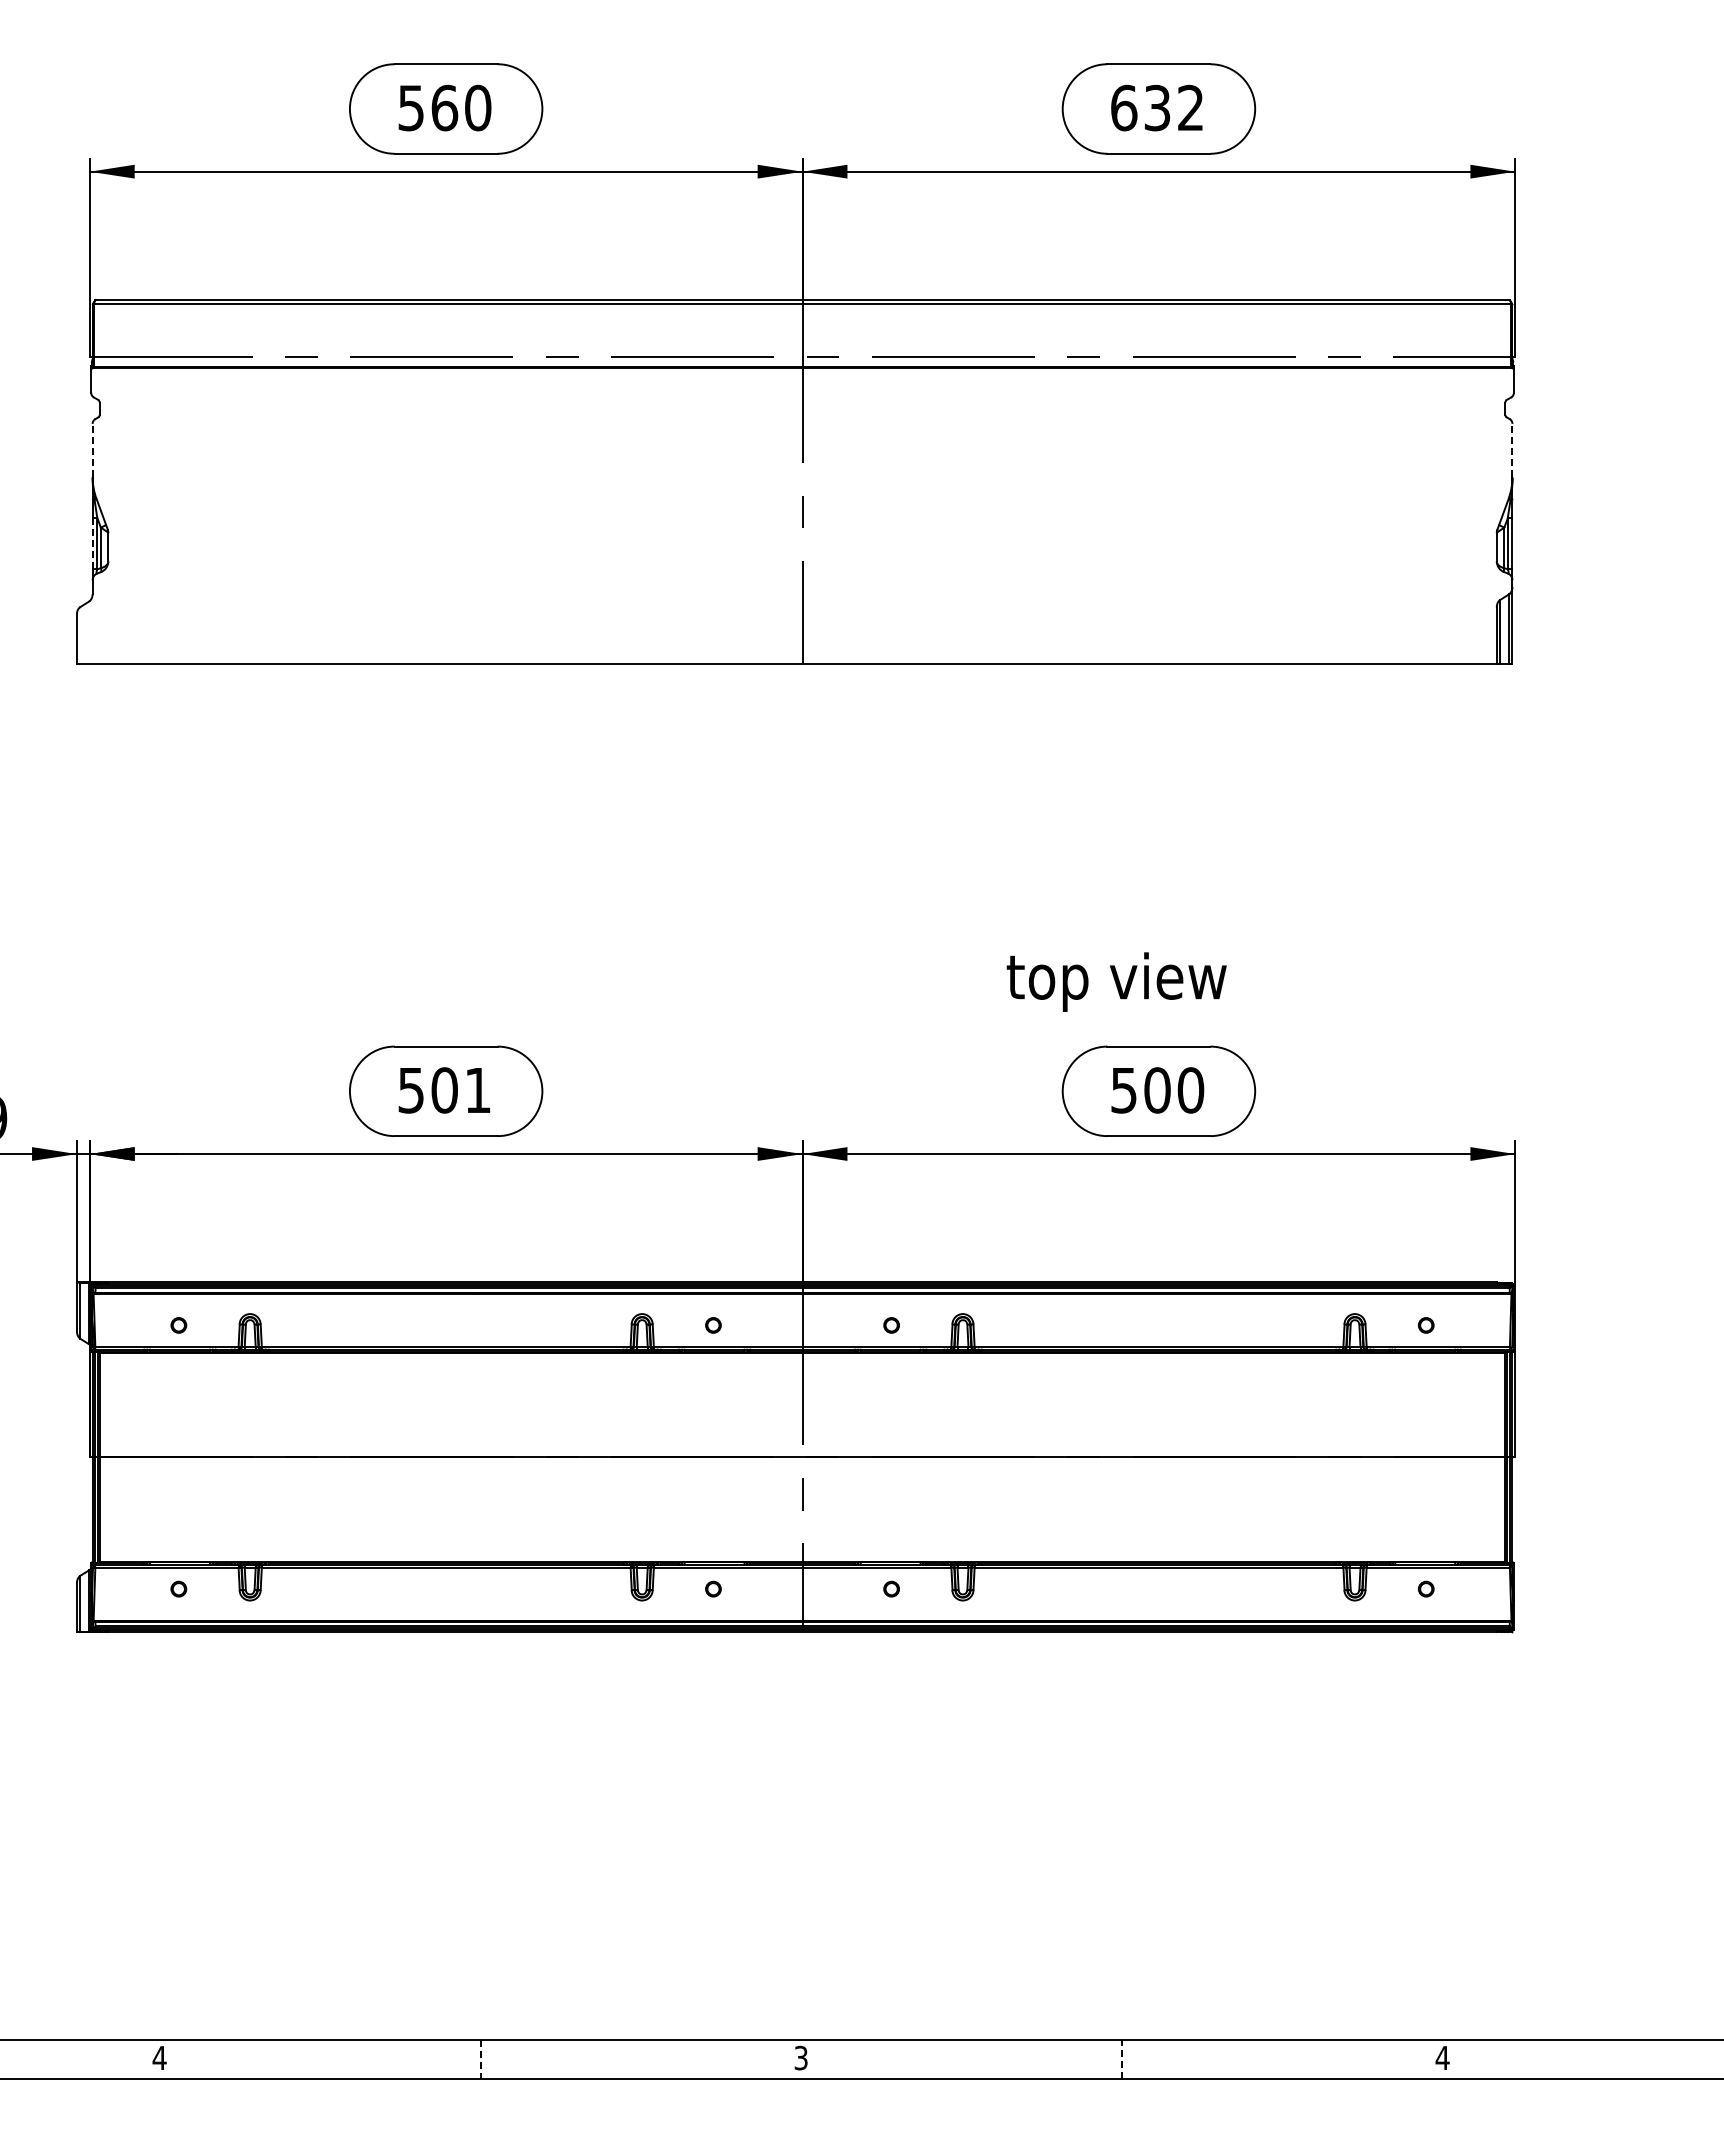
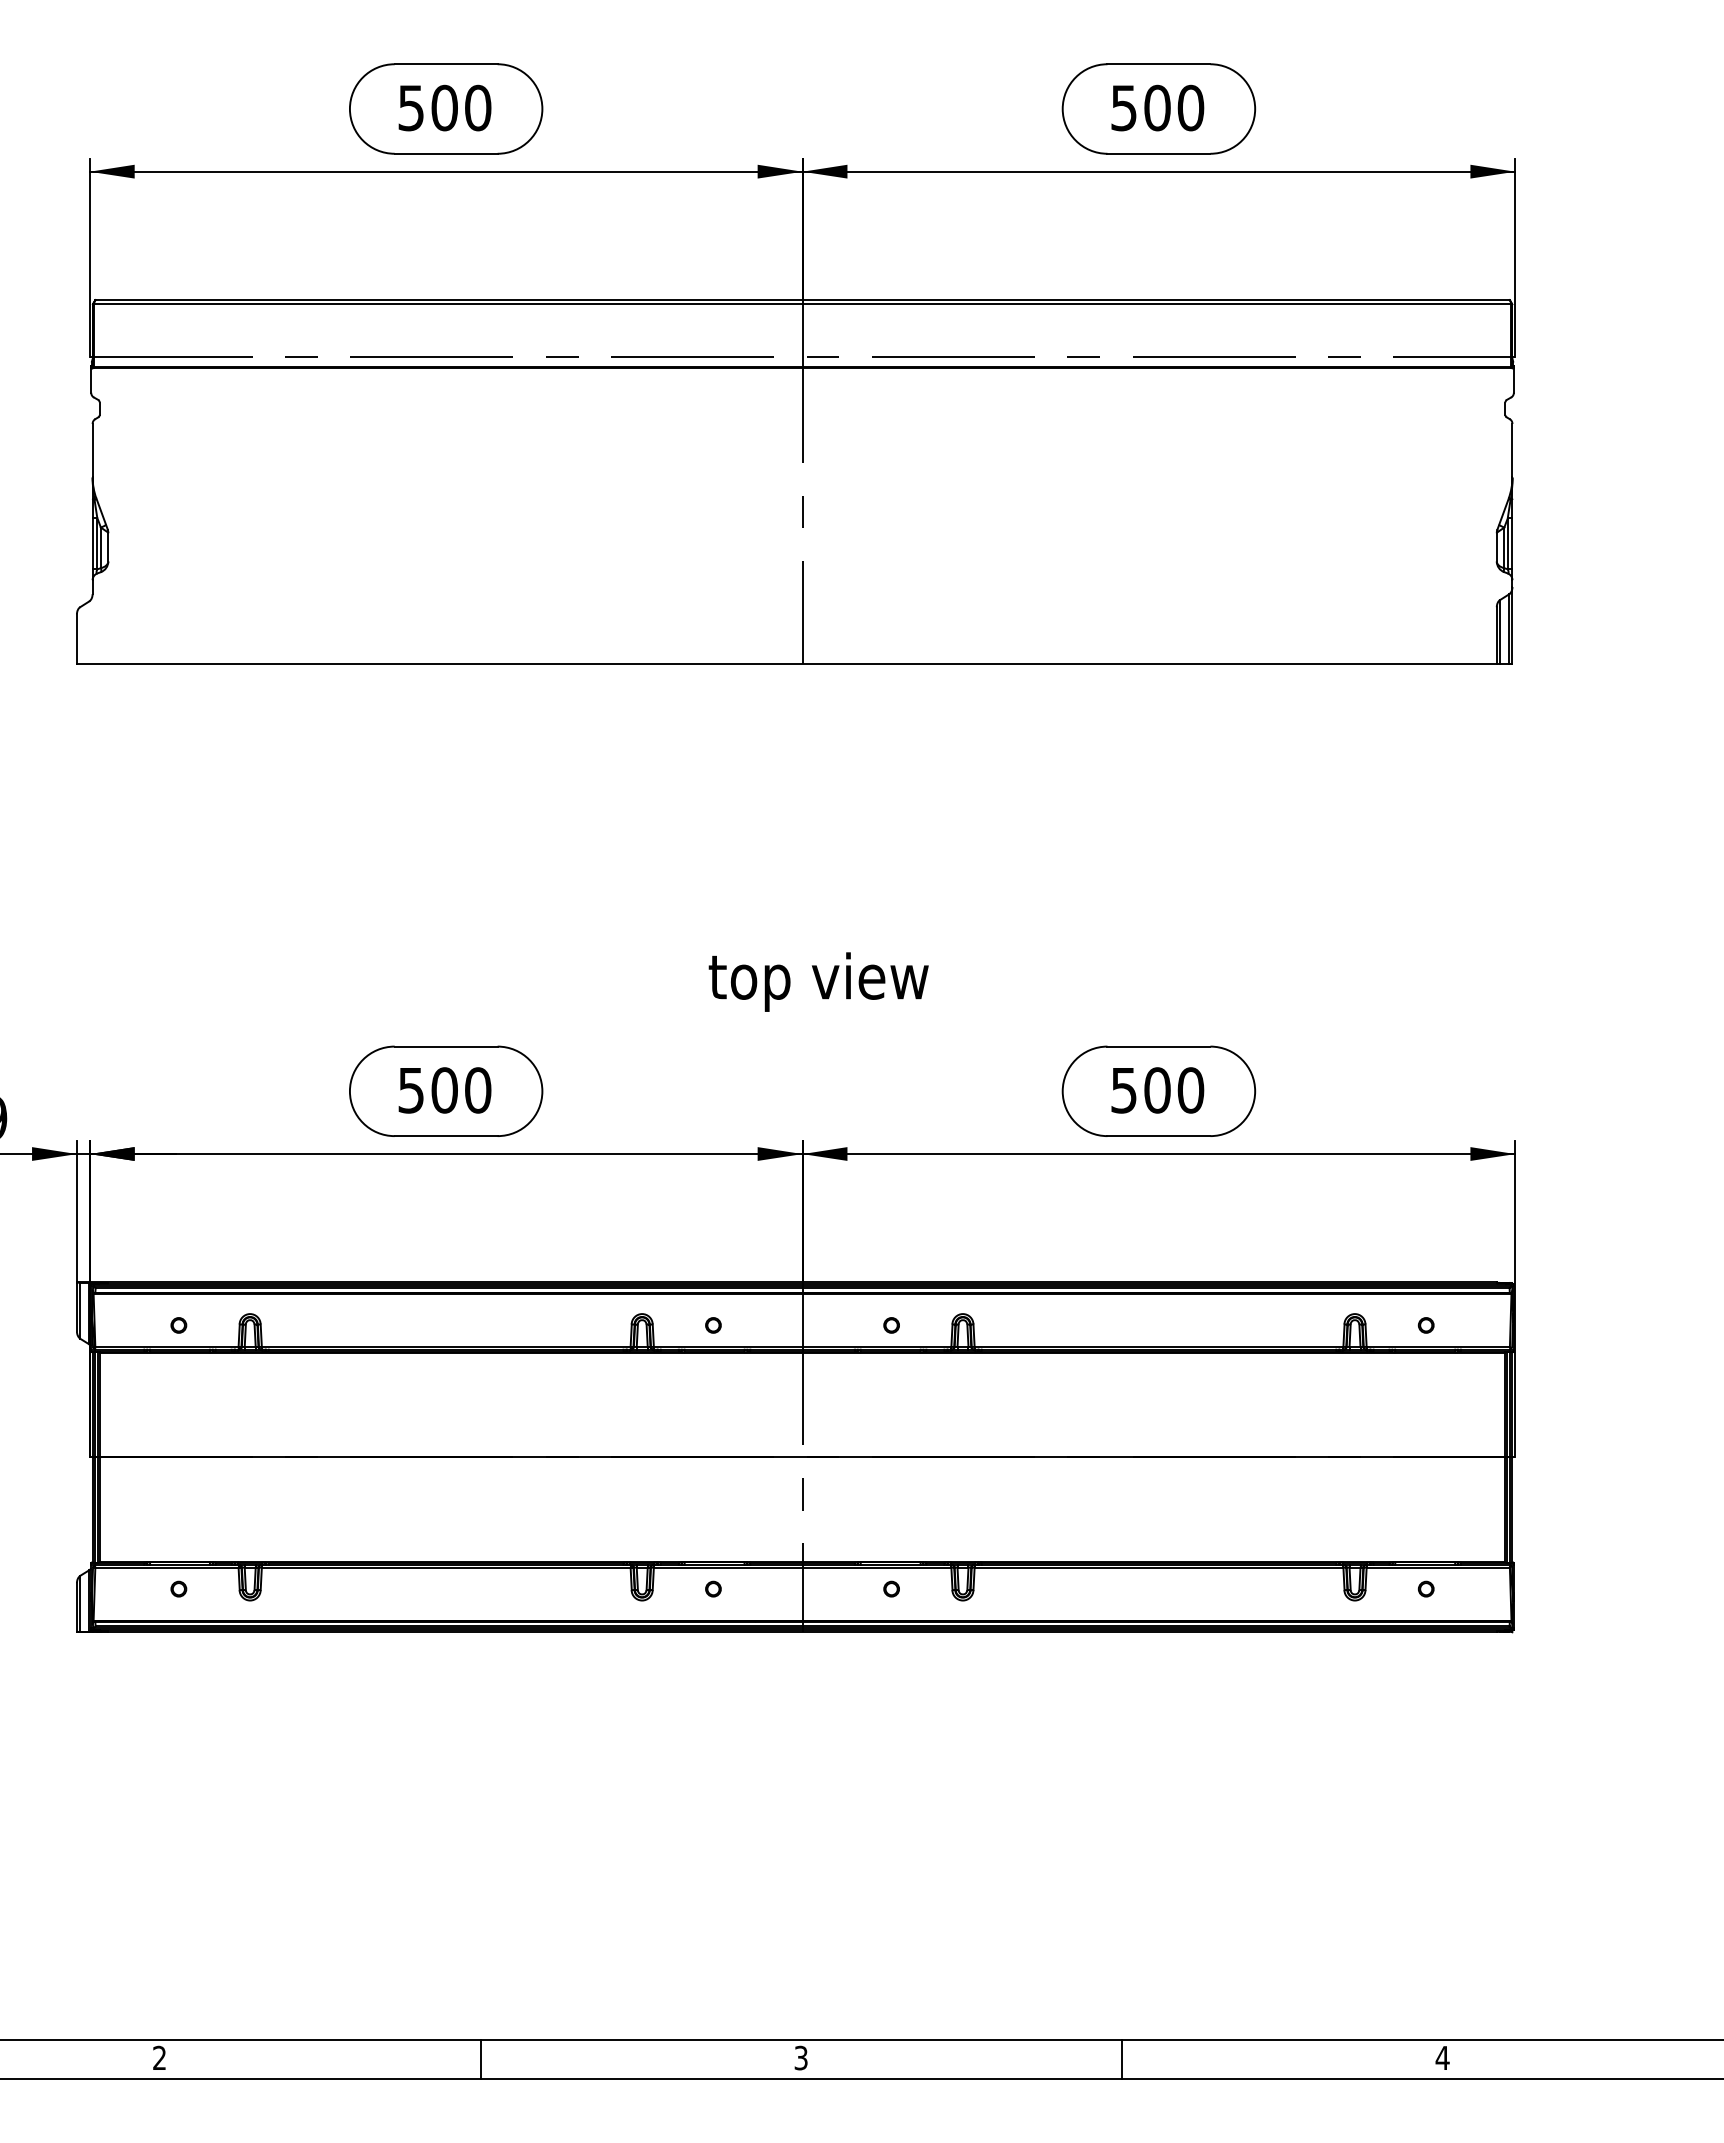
text: 560 -> 500 (444, 107)
text: 632 -> 500 (1157, 107)
line: dashed -> solid (92, 450)
line: dashed -> solid (1512, 450)
line: dashed -> solid (92, 543)
text position: (1116, 981) -> (818, 981) (818, 981)
text: 501 -> 500 (478, 1090)
text: 4 -> 2 (159, 2057)
line: dashed -> solid (1122, 2058)
line: dashed -> solid (480, 2059)
